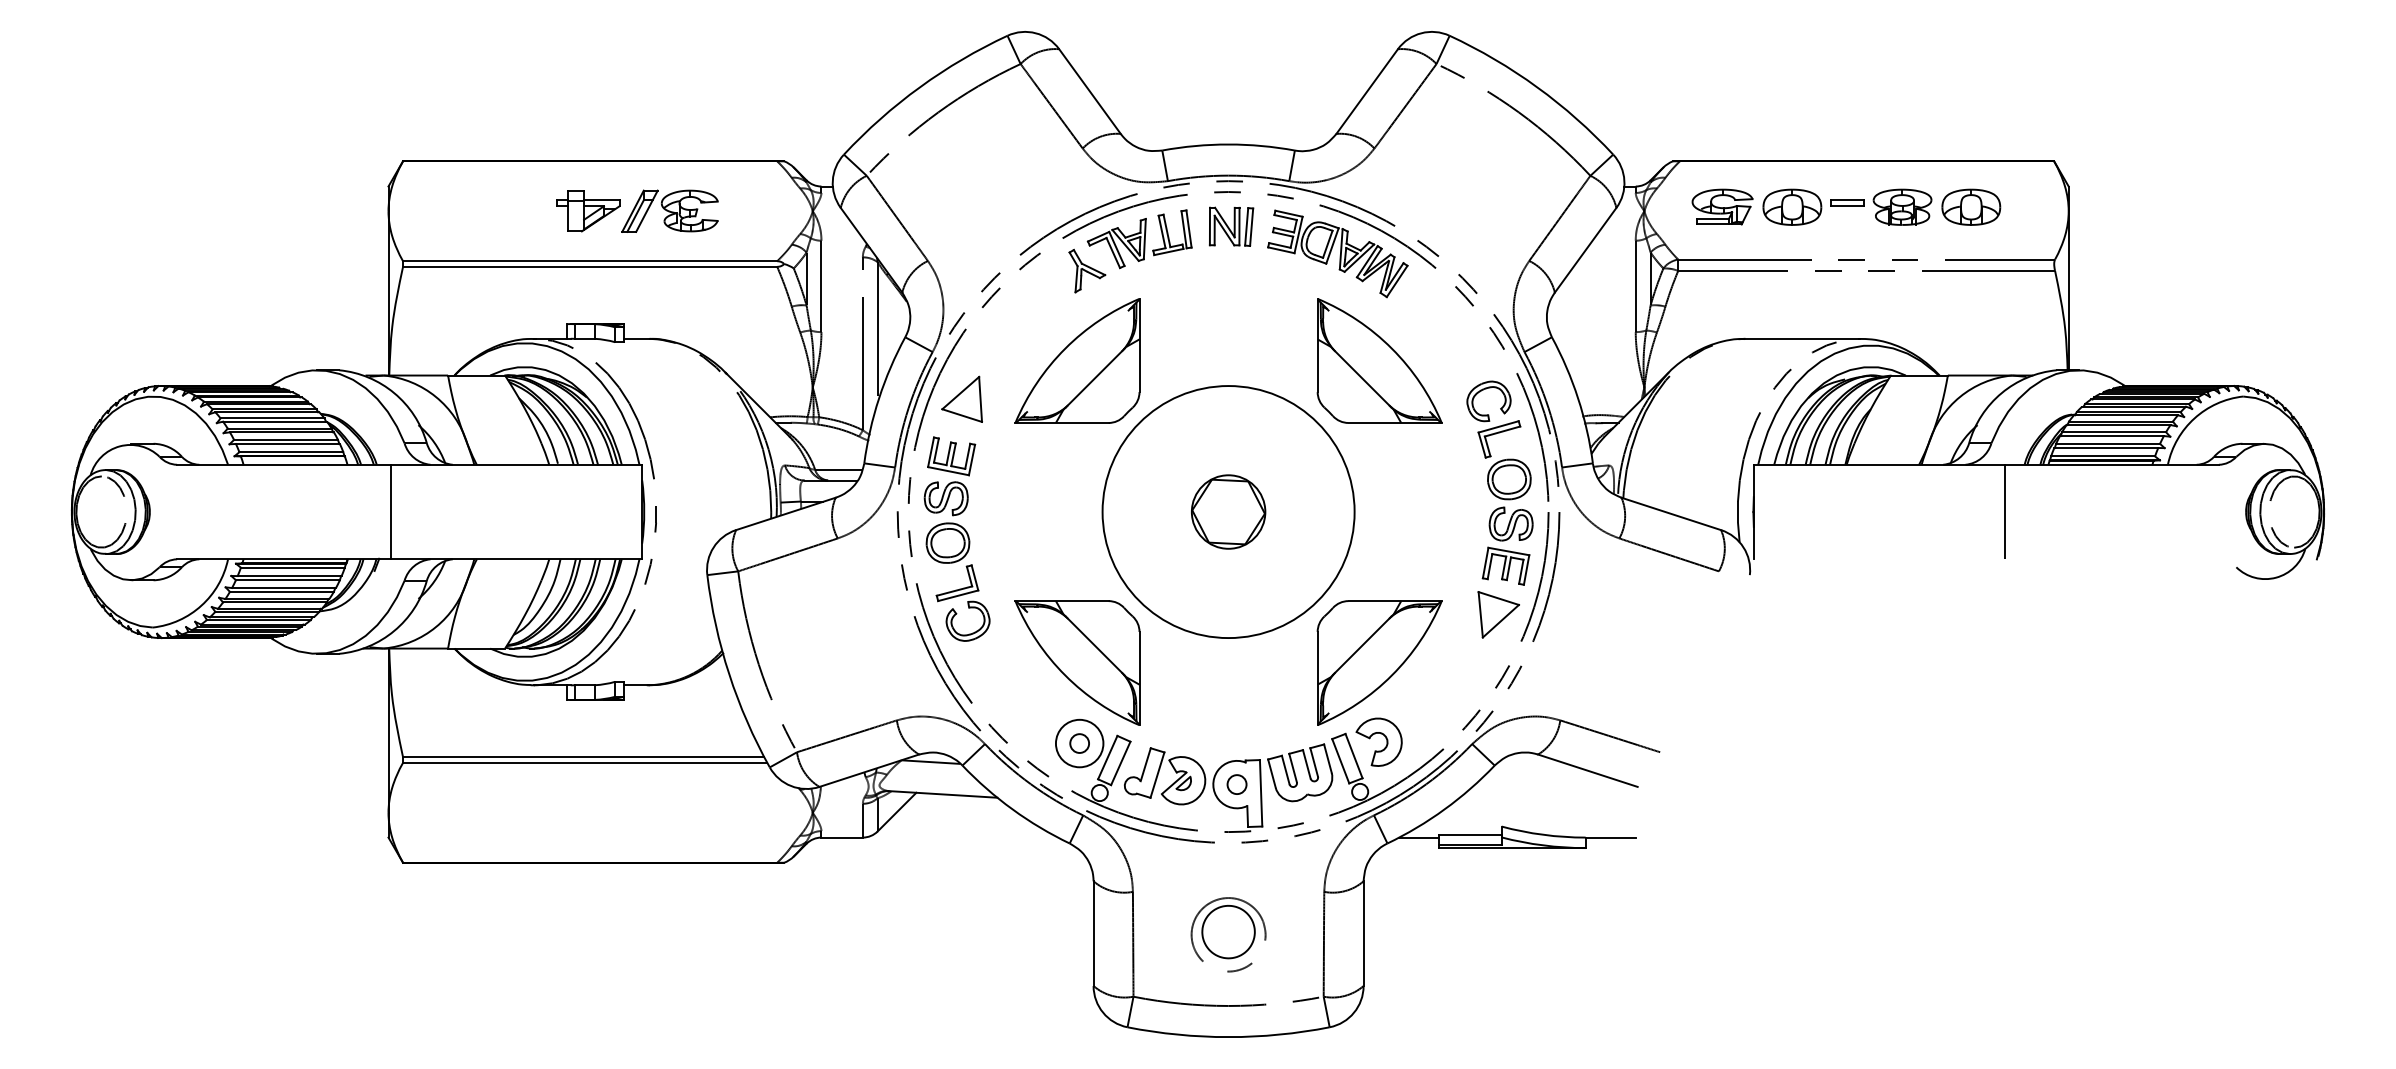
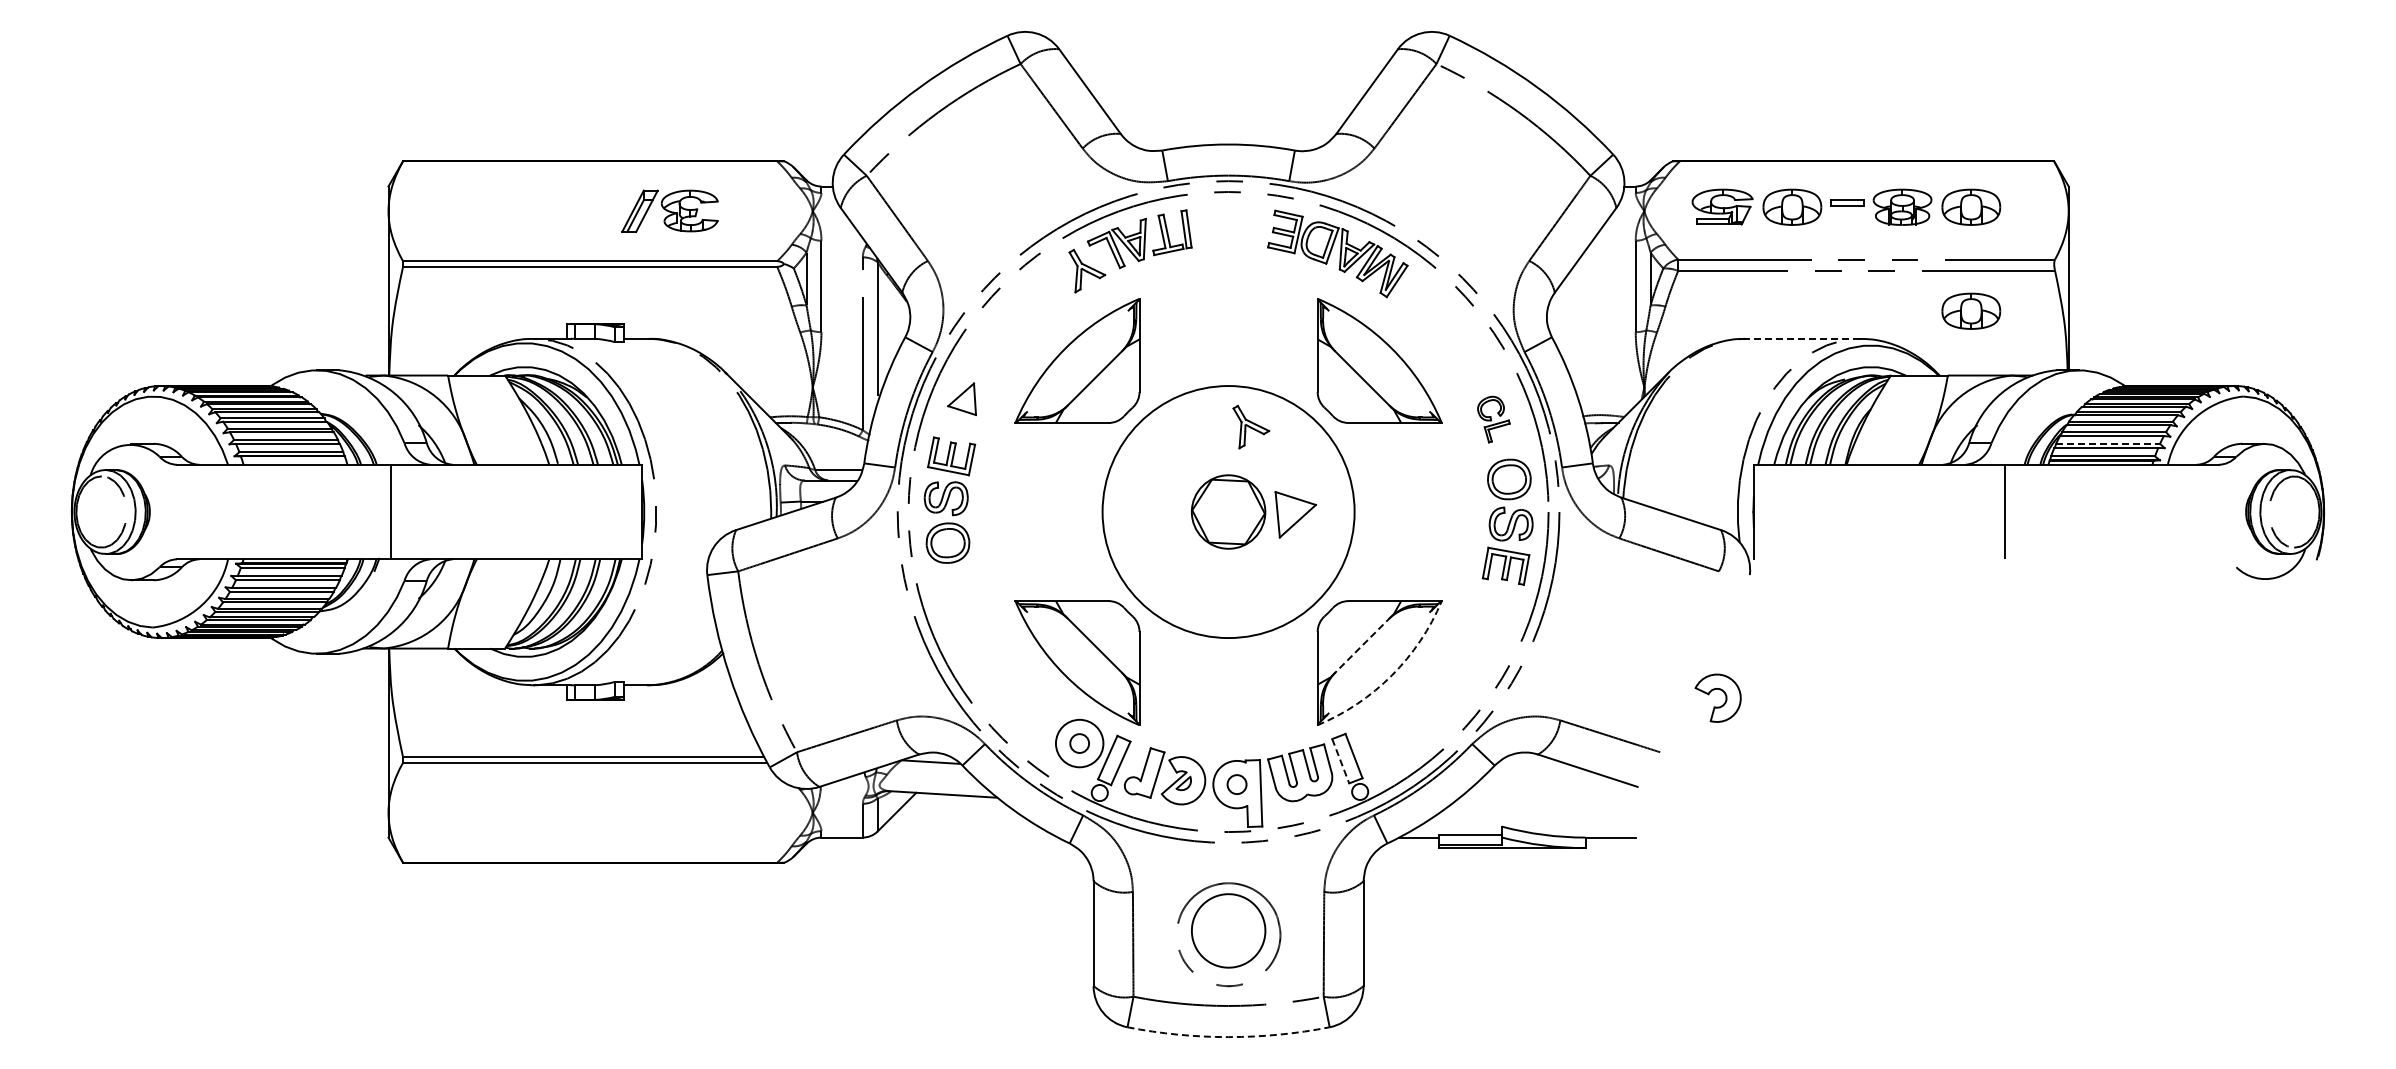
part: present -> none (588, 211)
part: present -> none (1231, 226)
part: none -> present (1971, 310)
line: solid -> dashed (1802, 338)
part size: 42x48 px -> 30x35 px (961, 399)
part size: 56x79 px -> 34x49 px (1493, 419)
part: none -> present (1251, 426)
line: solid -> dashed (2108, 443)
part: present -> none (962, 602)
part position: (1498, 614) -> (1295, 514) (1295, 514)
line: solid -> dashed (1362, 645)
arc: solid -> dashed (1391, 675)
part position: (1375, 734) -> (1714, 690) (1714, 690)
line: solid -> dashed (1340, 761)
part size: 77x76 px -> 105x106 px (1229, 934)
arc: solid -> dashed (1228, 1037)
